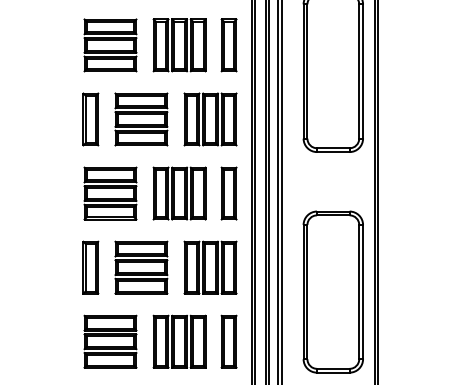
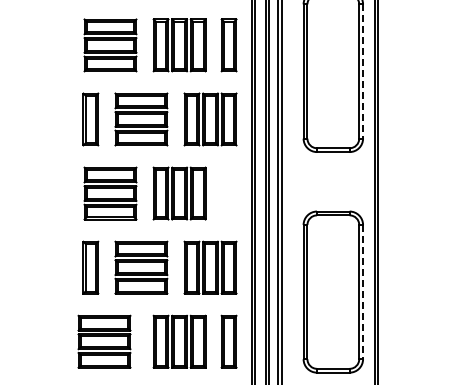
line: solid -> dashed (363, 72)
part: present -> none (228, 193)
line: solid -> dashed (363, 292)
part position: (110, 341) -> (104, 341) (104, 341)
